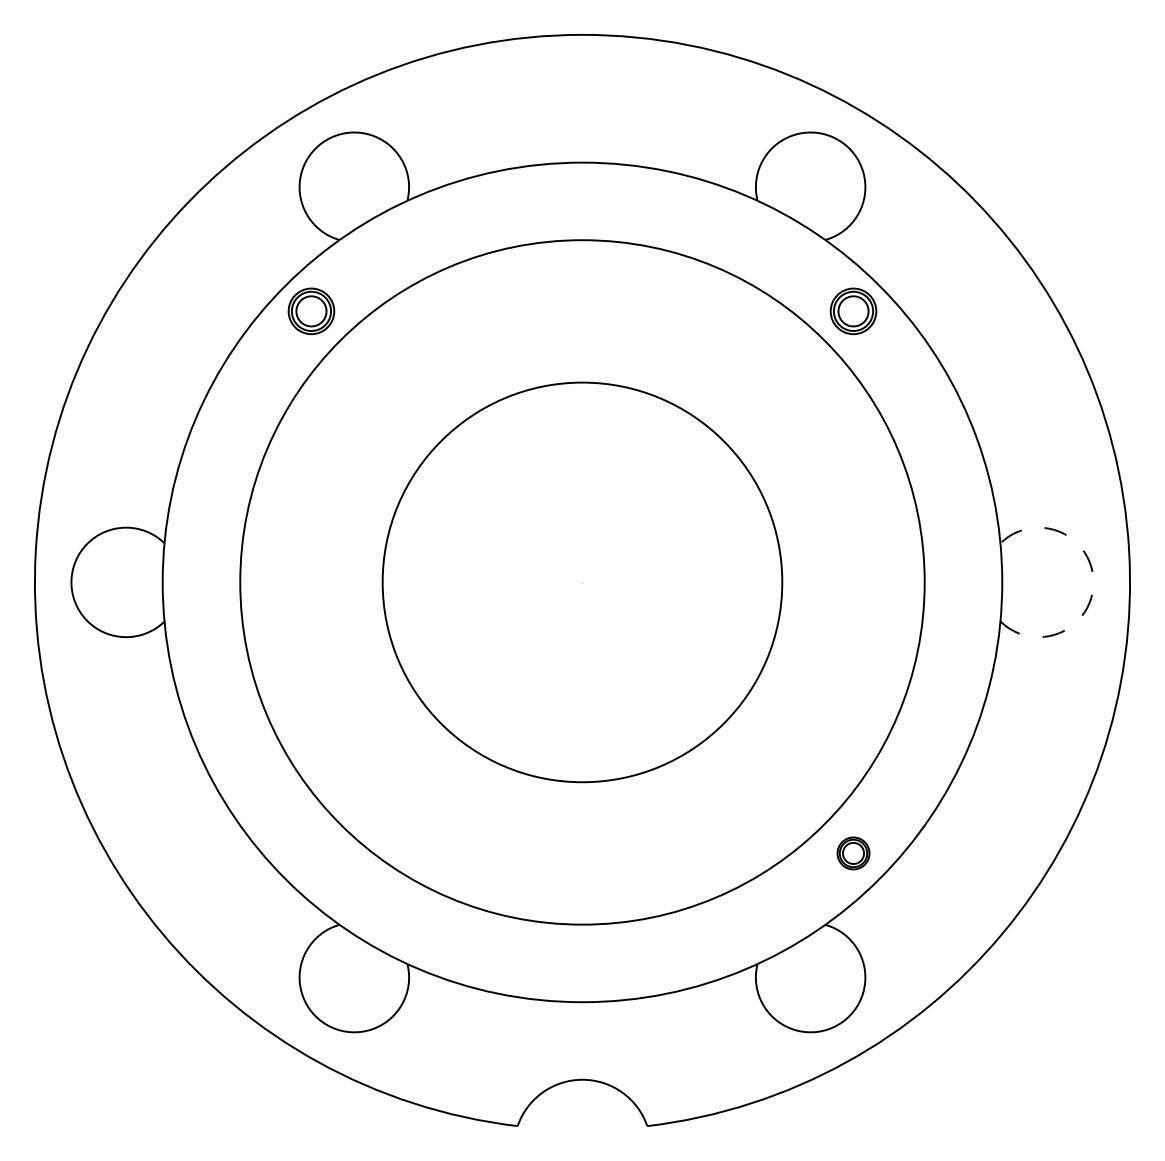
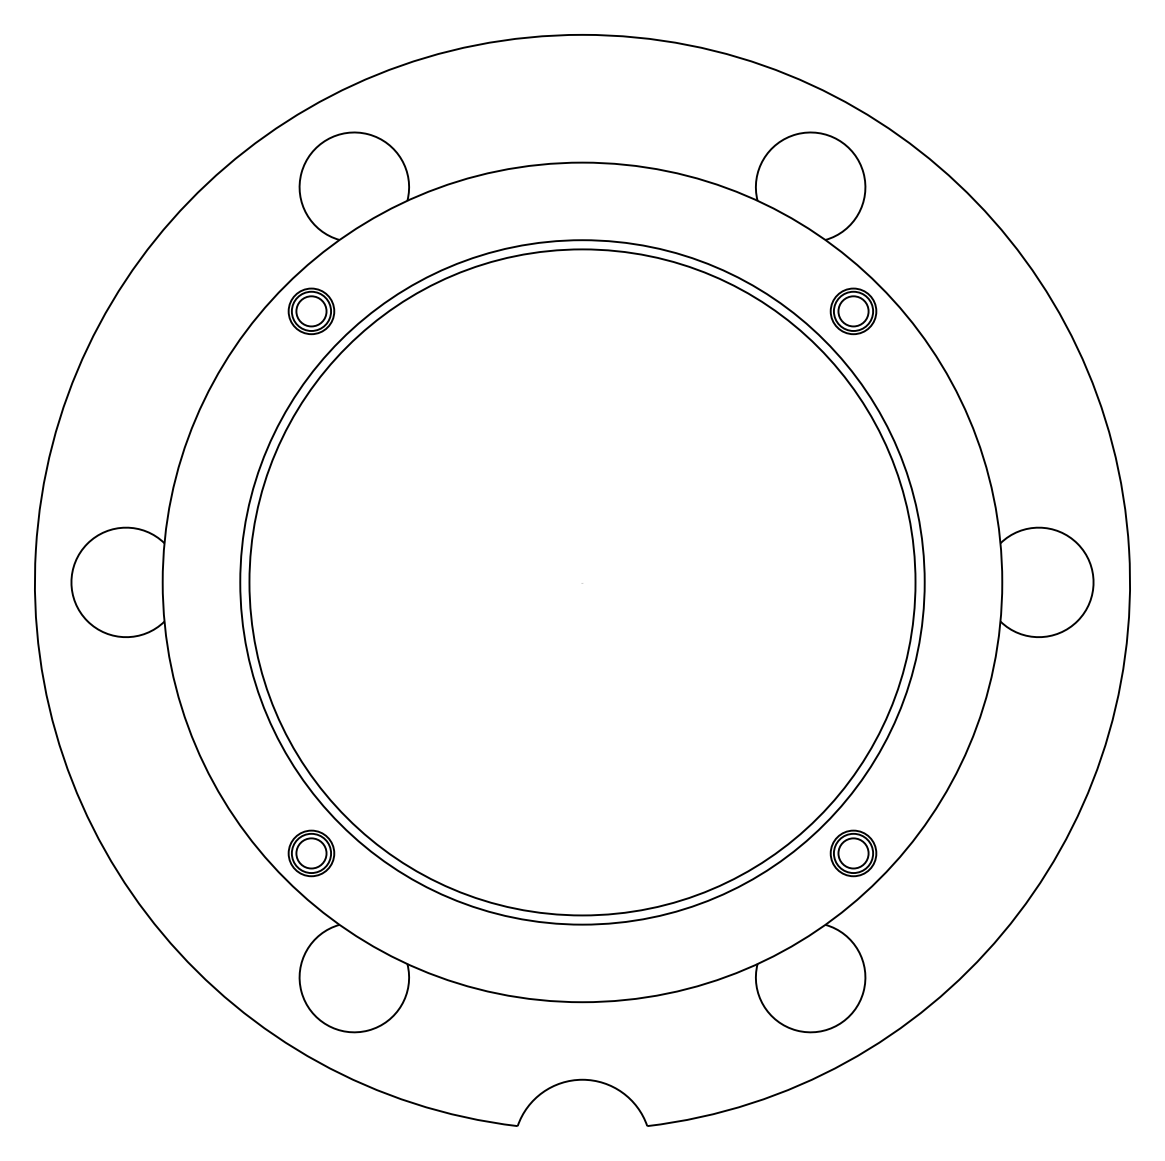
circle diameter: 400 px -> 666 px (582, 582)
arc: dashed -> solid (1093, 582)
part: none -> present (311, 853)
part size: 35x35 px -> 49x49 px (853, 853)
